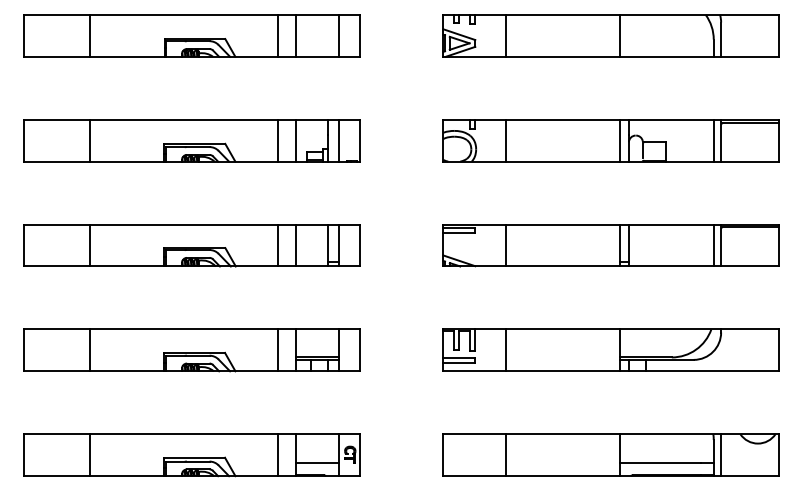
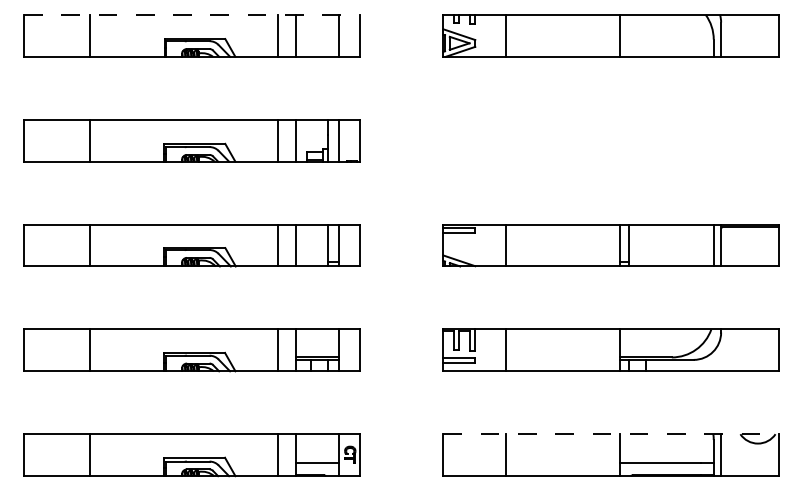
line: solid -> dashed (191, 14)
part: present -> none (610, 140)
line: solid -> dashed (611, 434)
